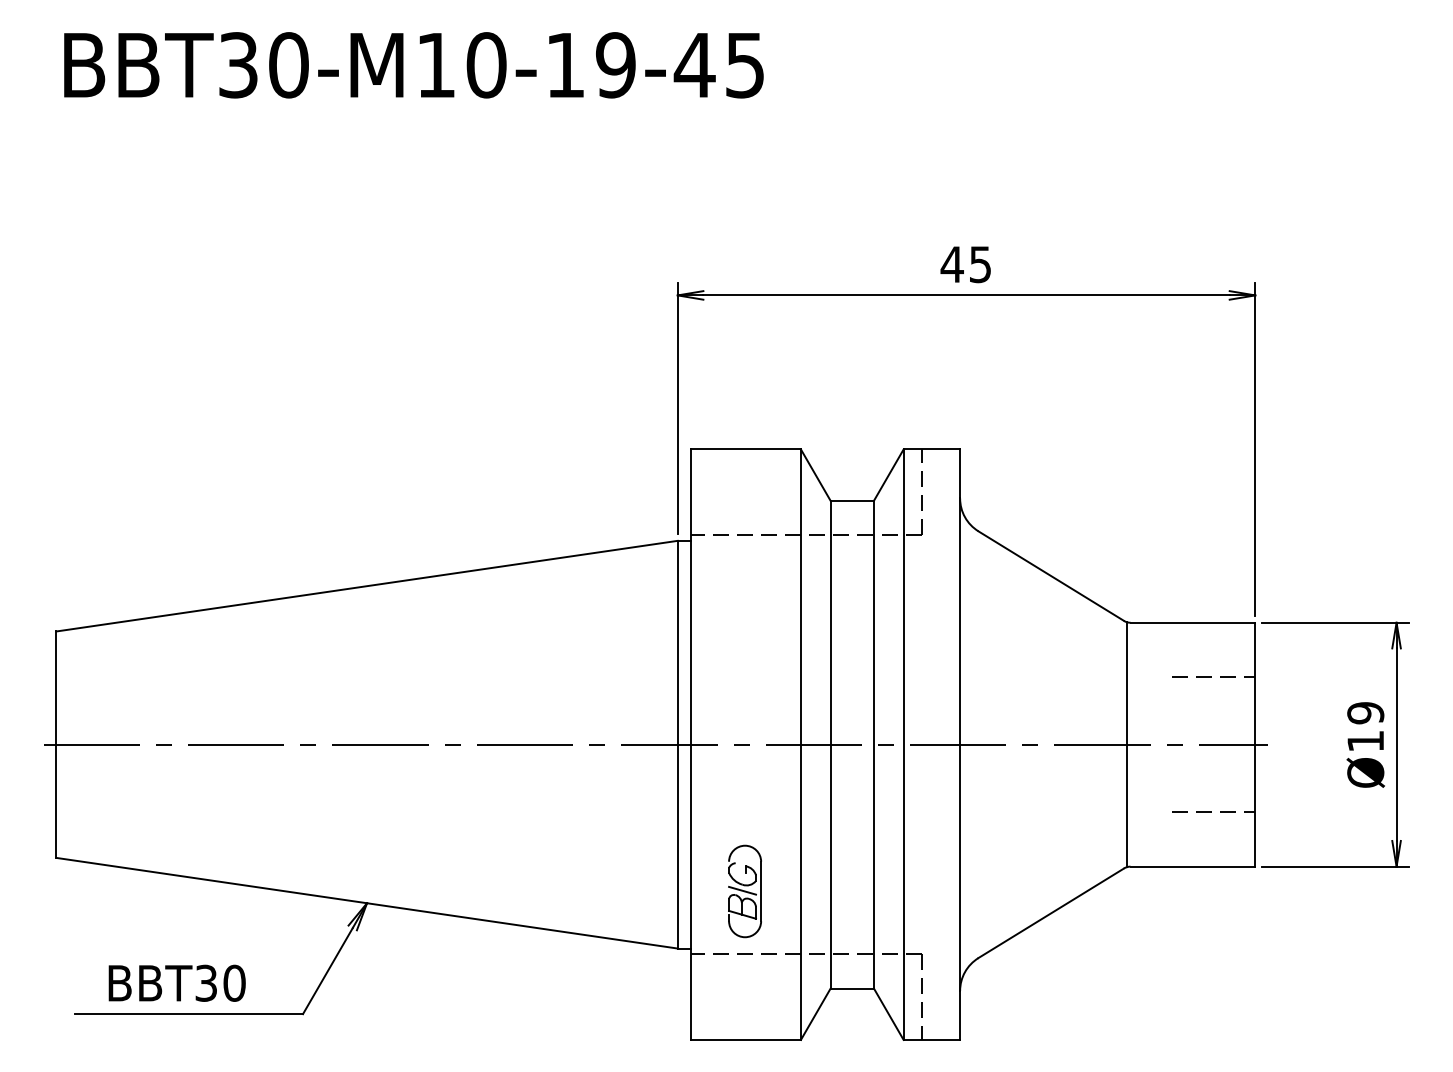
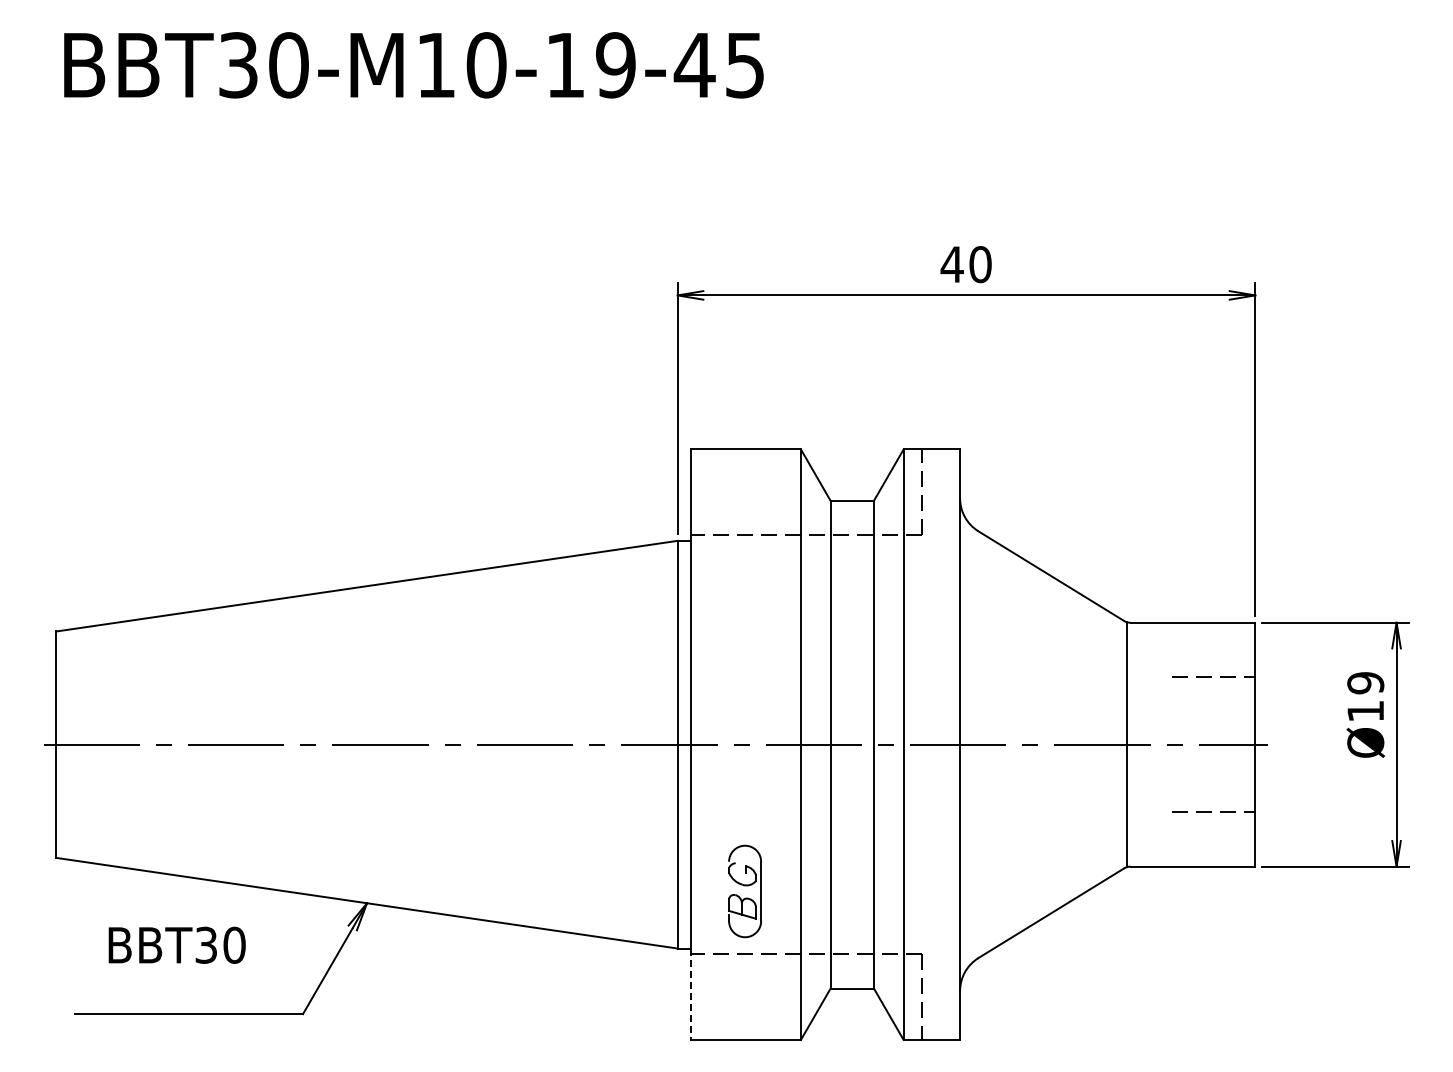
text: 45 -> 40 (980, 264)
text position: (1365, 744) -> (1365, 714) (1365, 714)
line: present -> none (742, 890)
text position: (176, 982) -> (176, 944) (176, 944)
line: solid -> dashed (690, 994)
